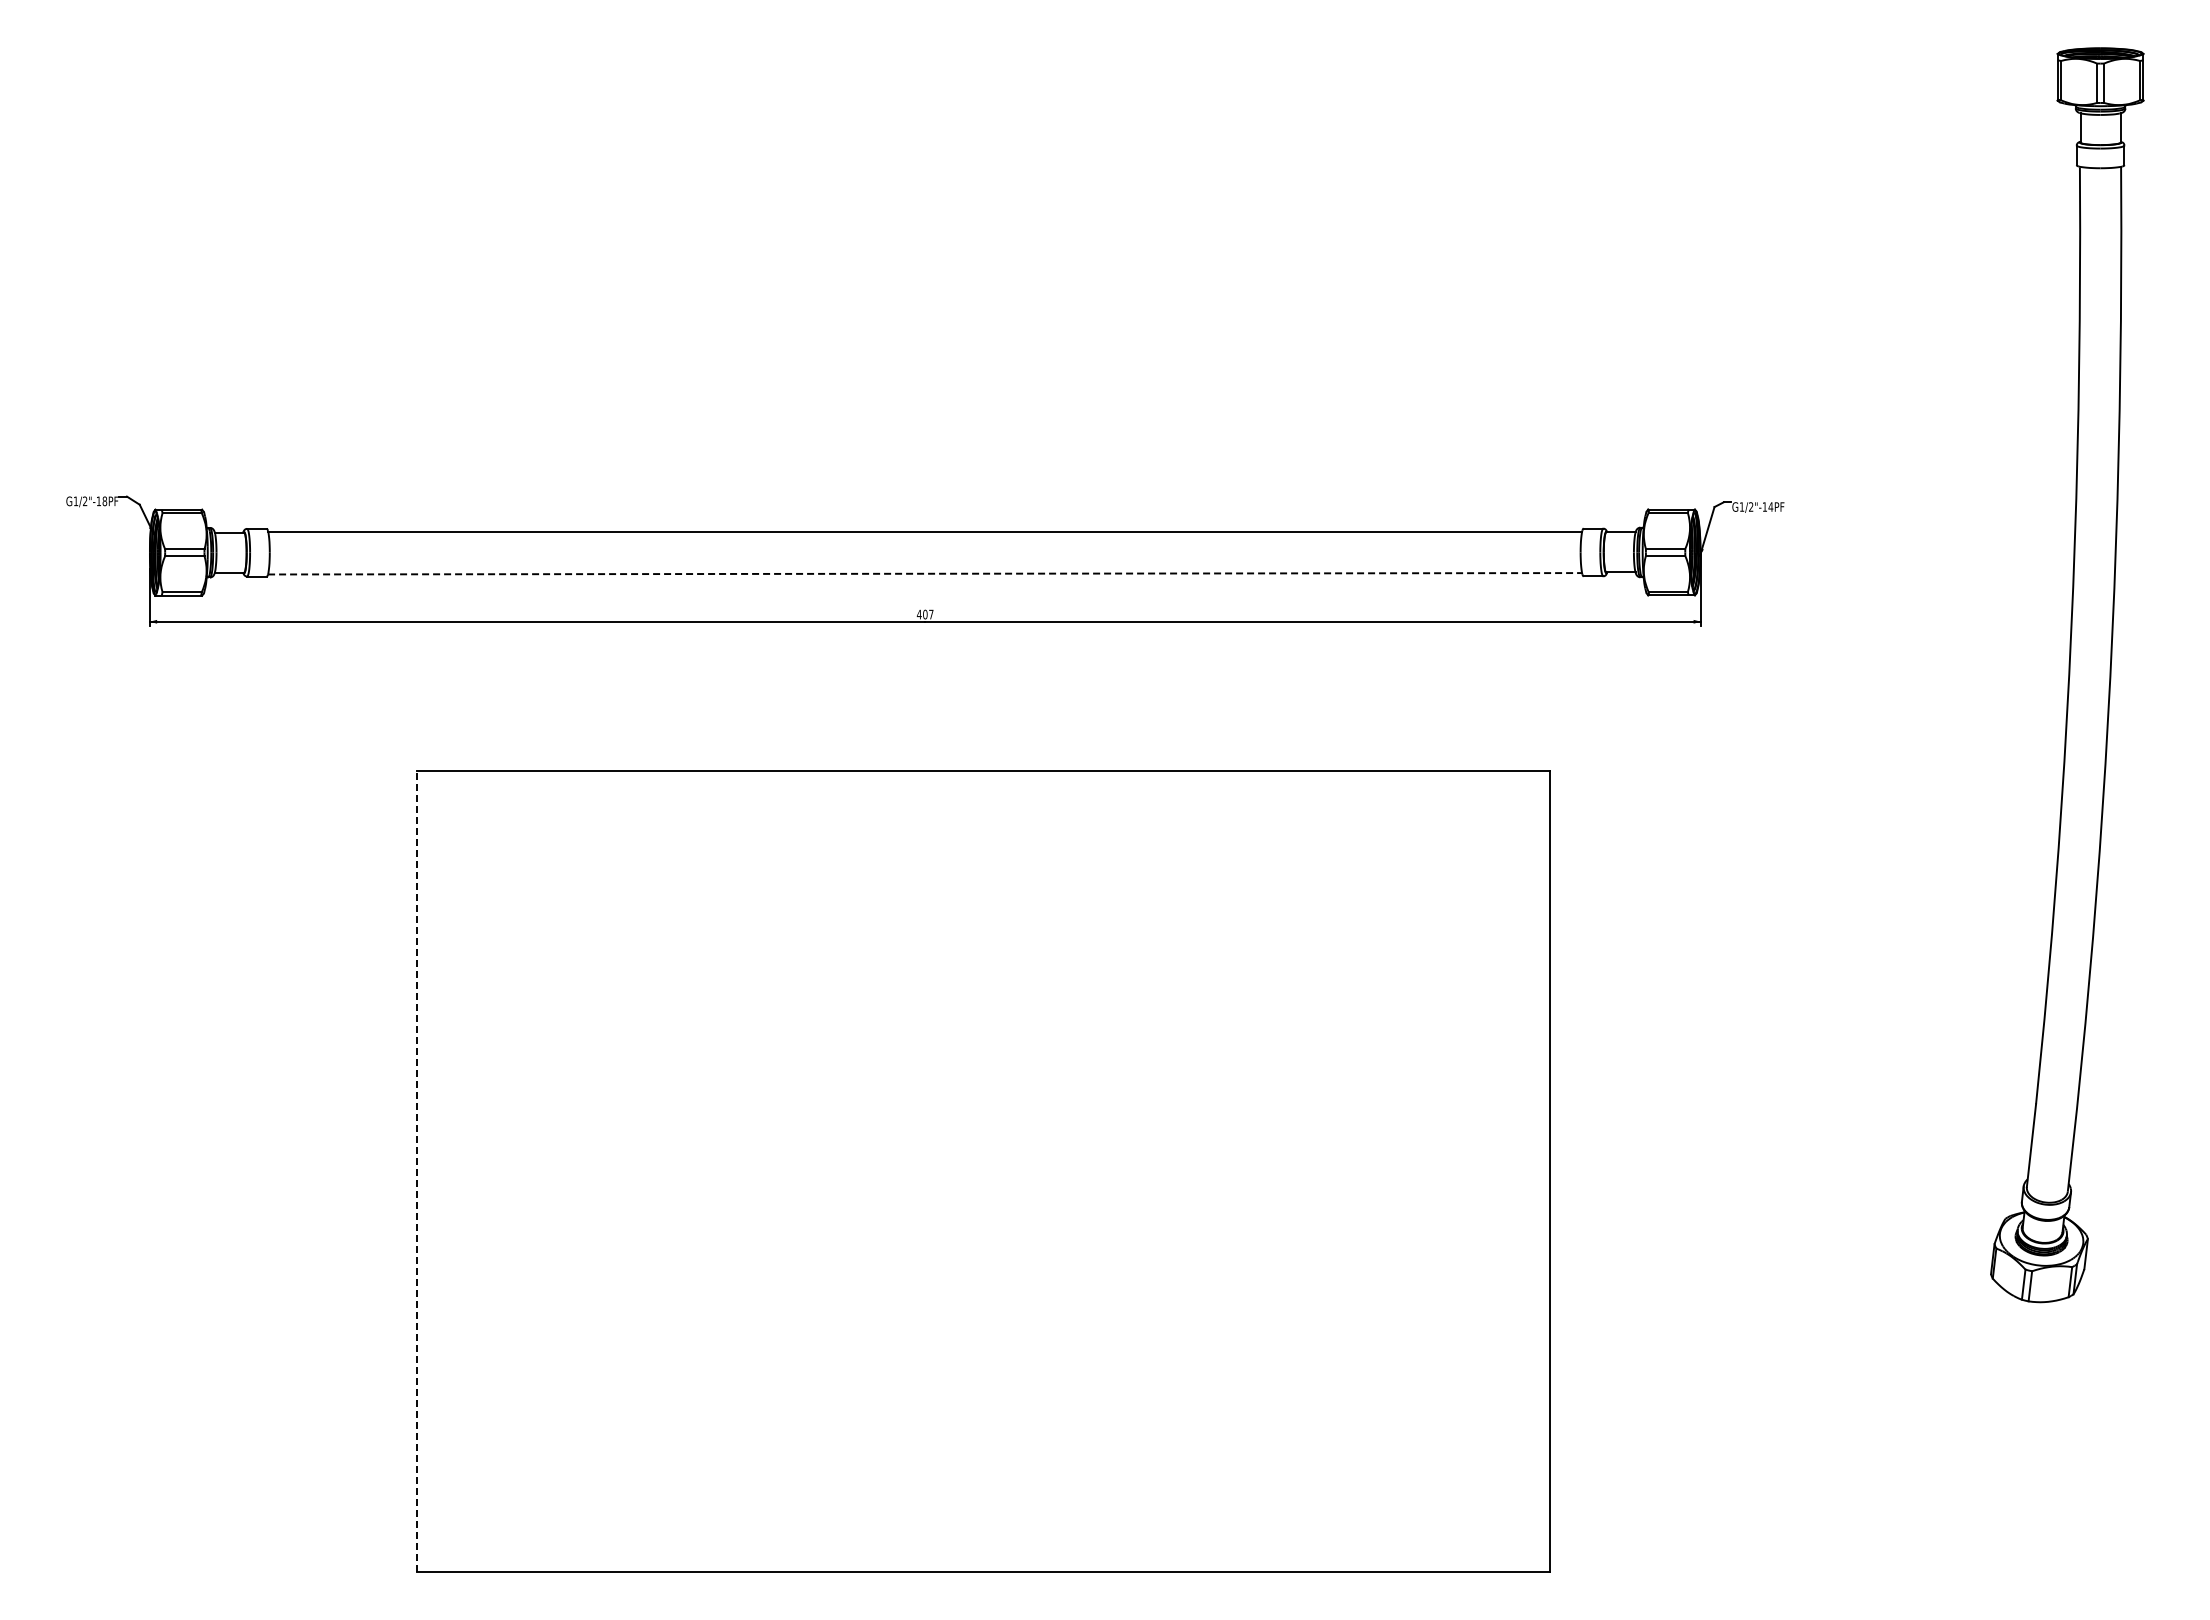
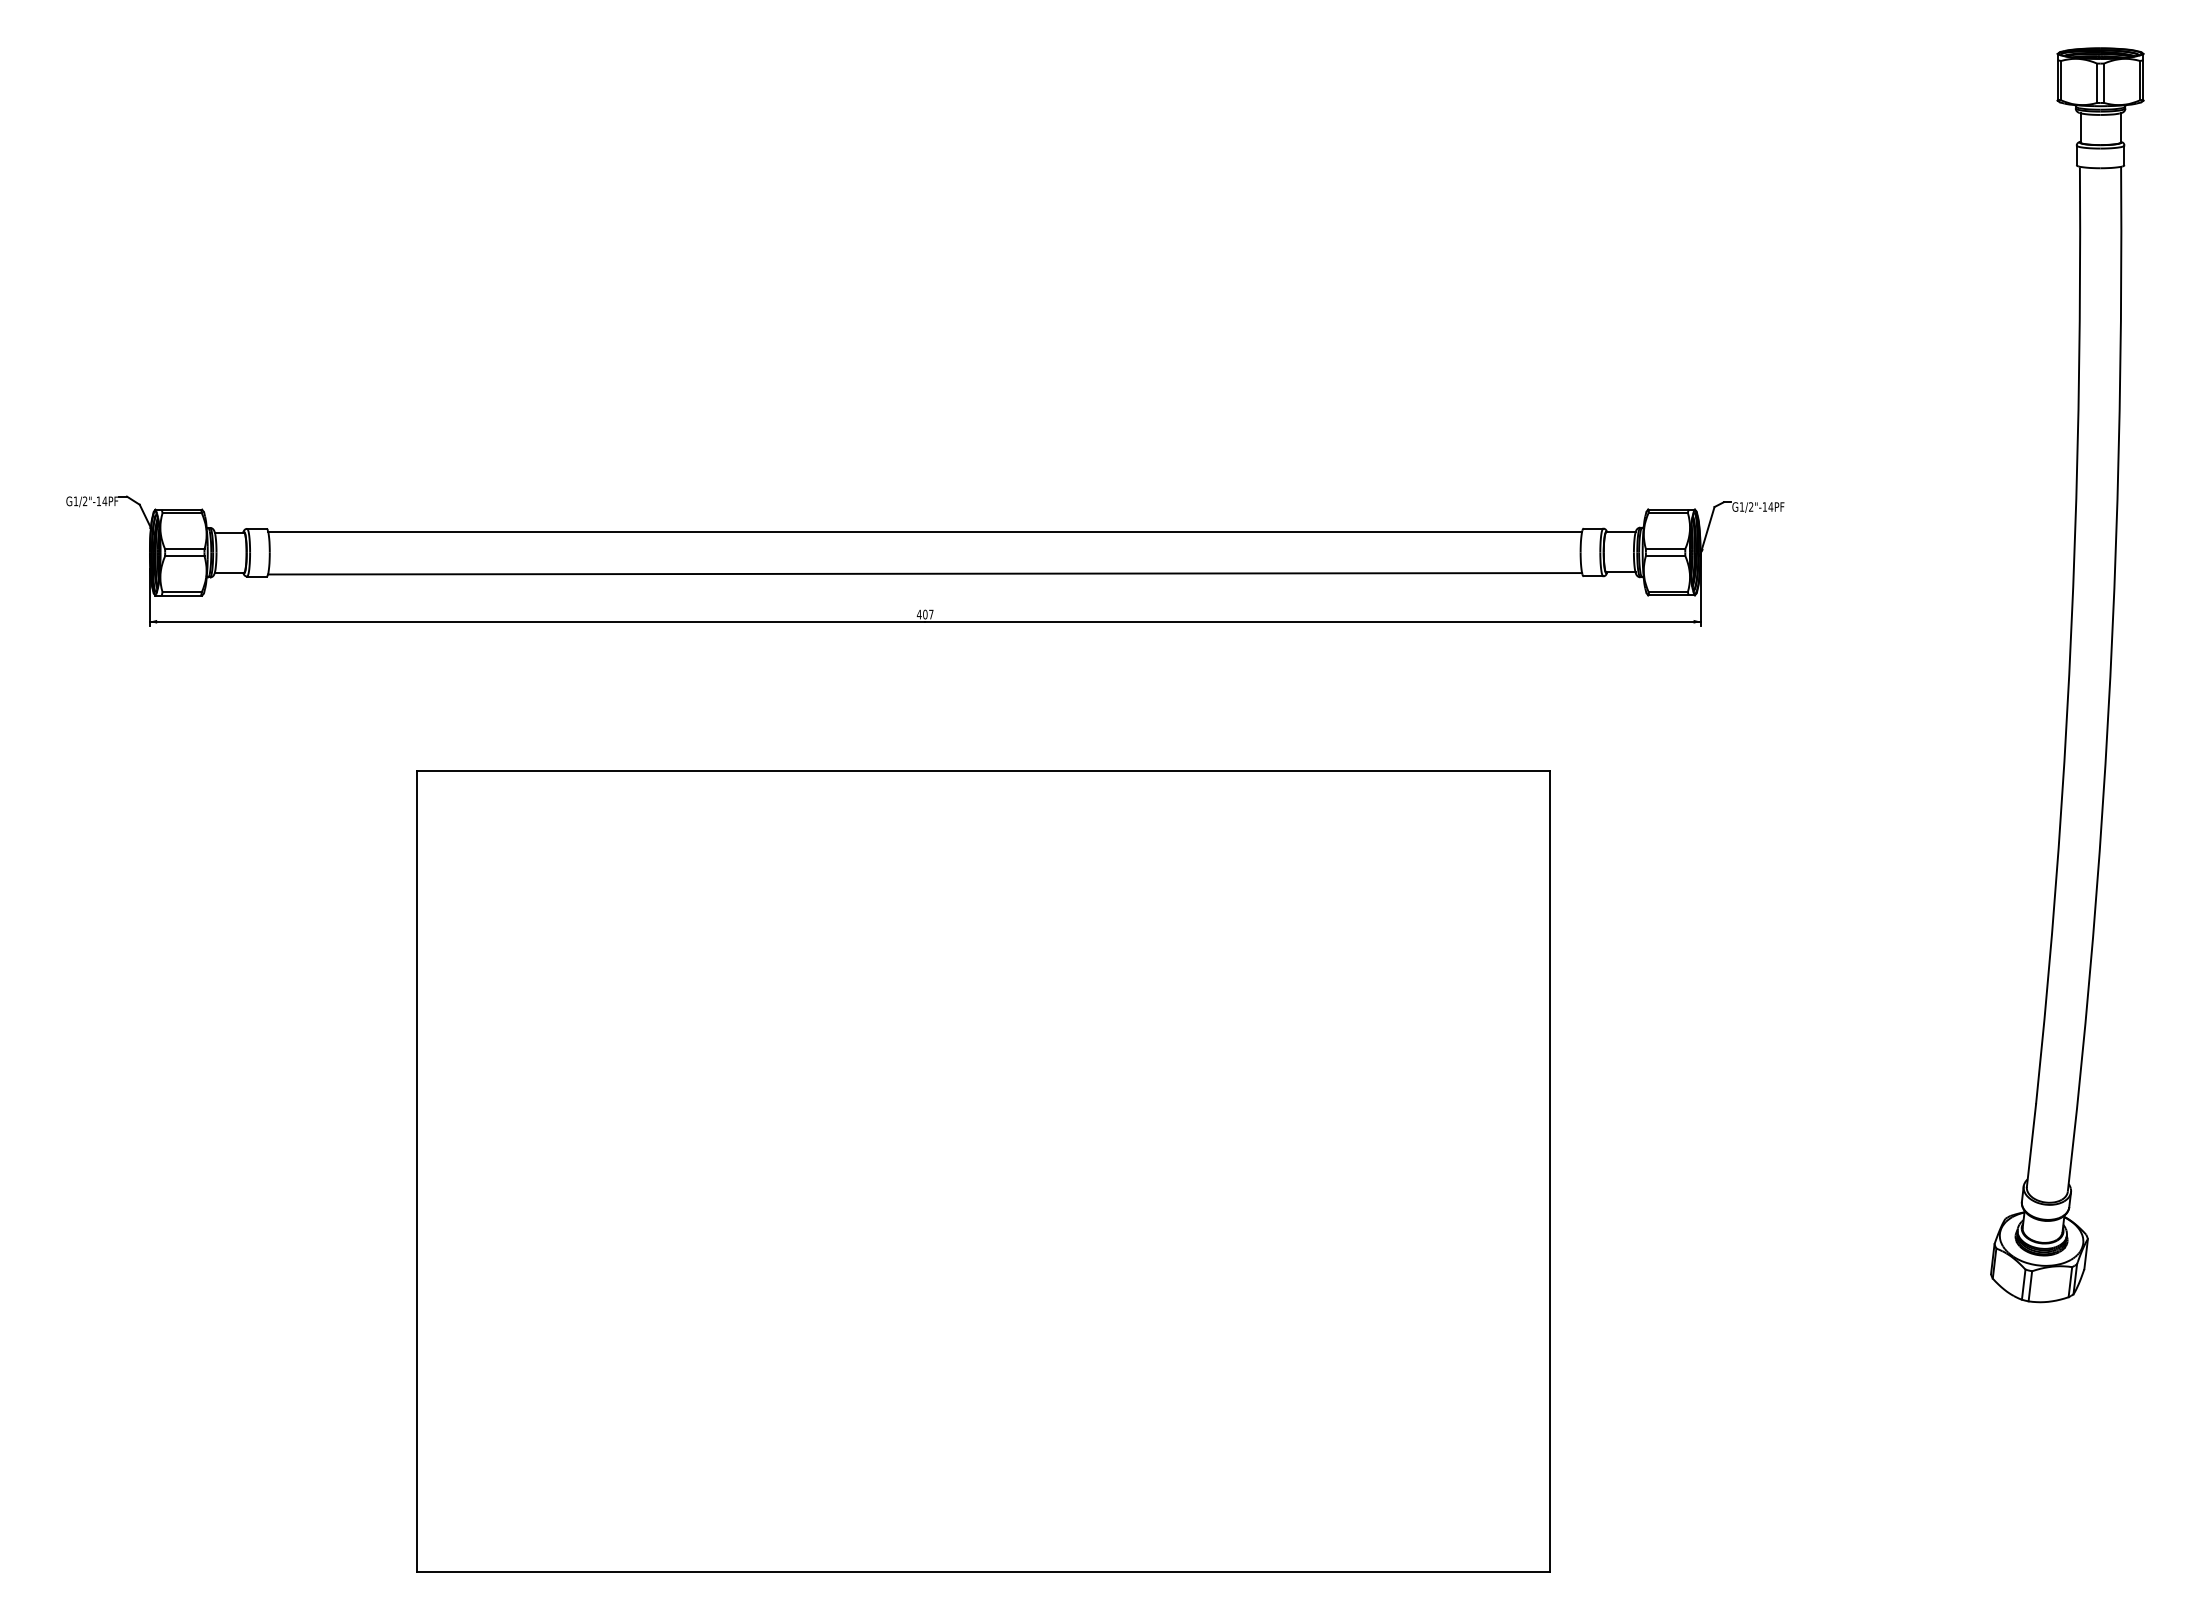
text: G1/2"-18PF -> G1/2"-14PF (104, 501)
line: dashed -> solid (925, 573)
line: dashed -> solid (417, 1170)
